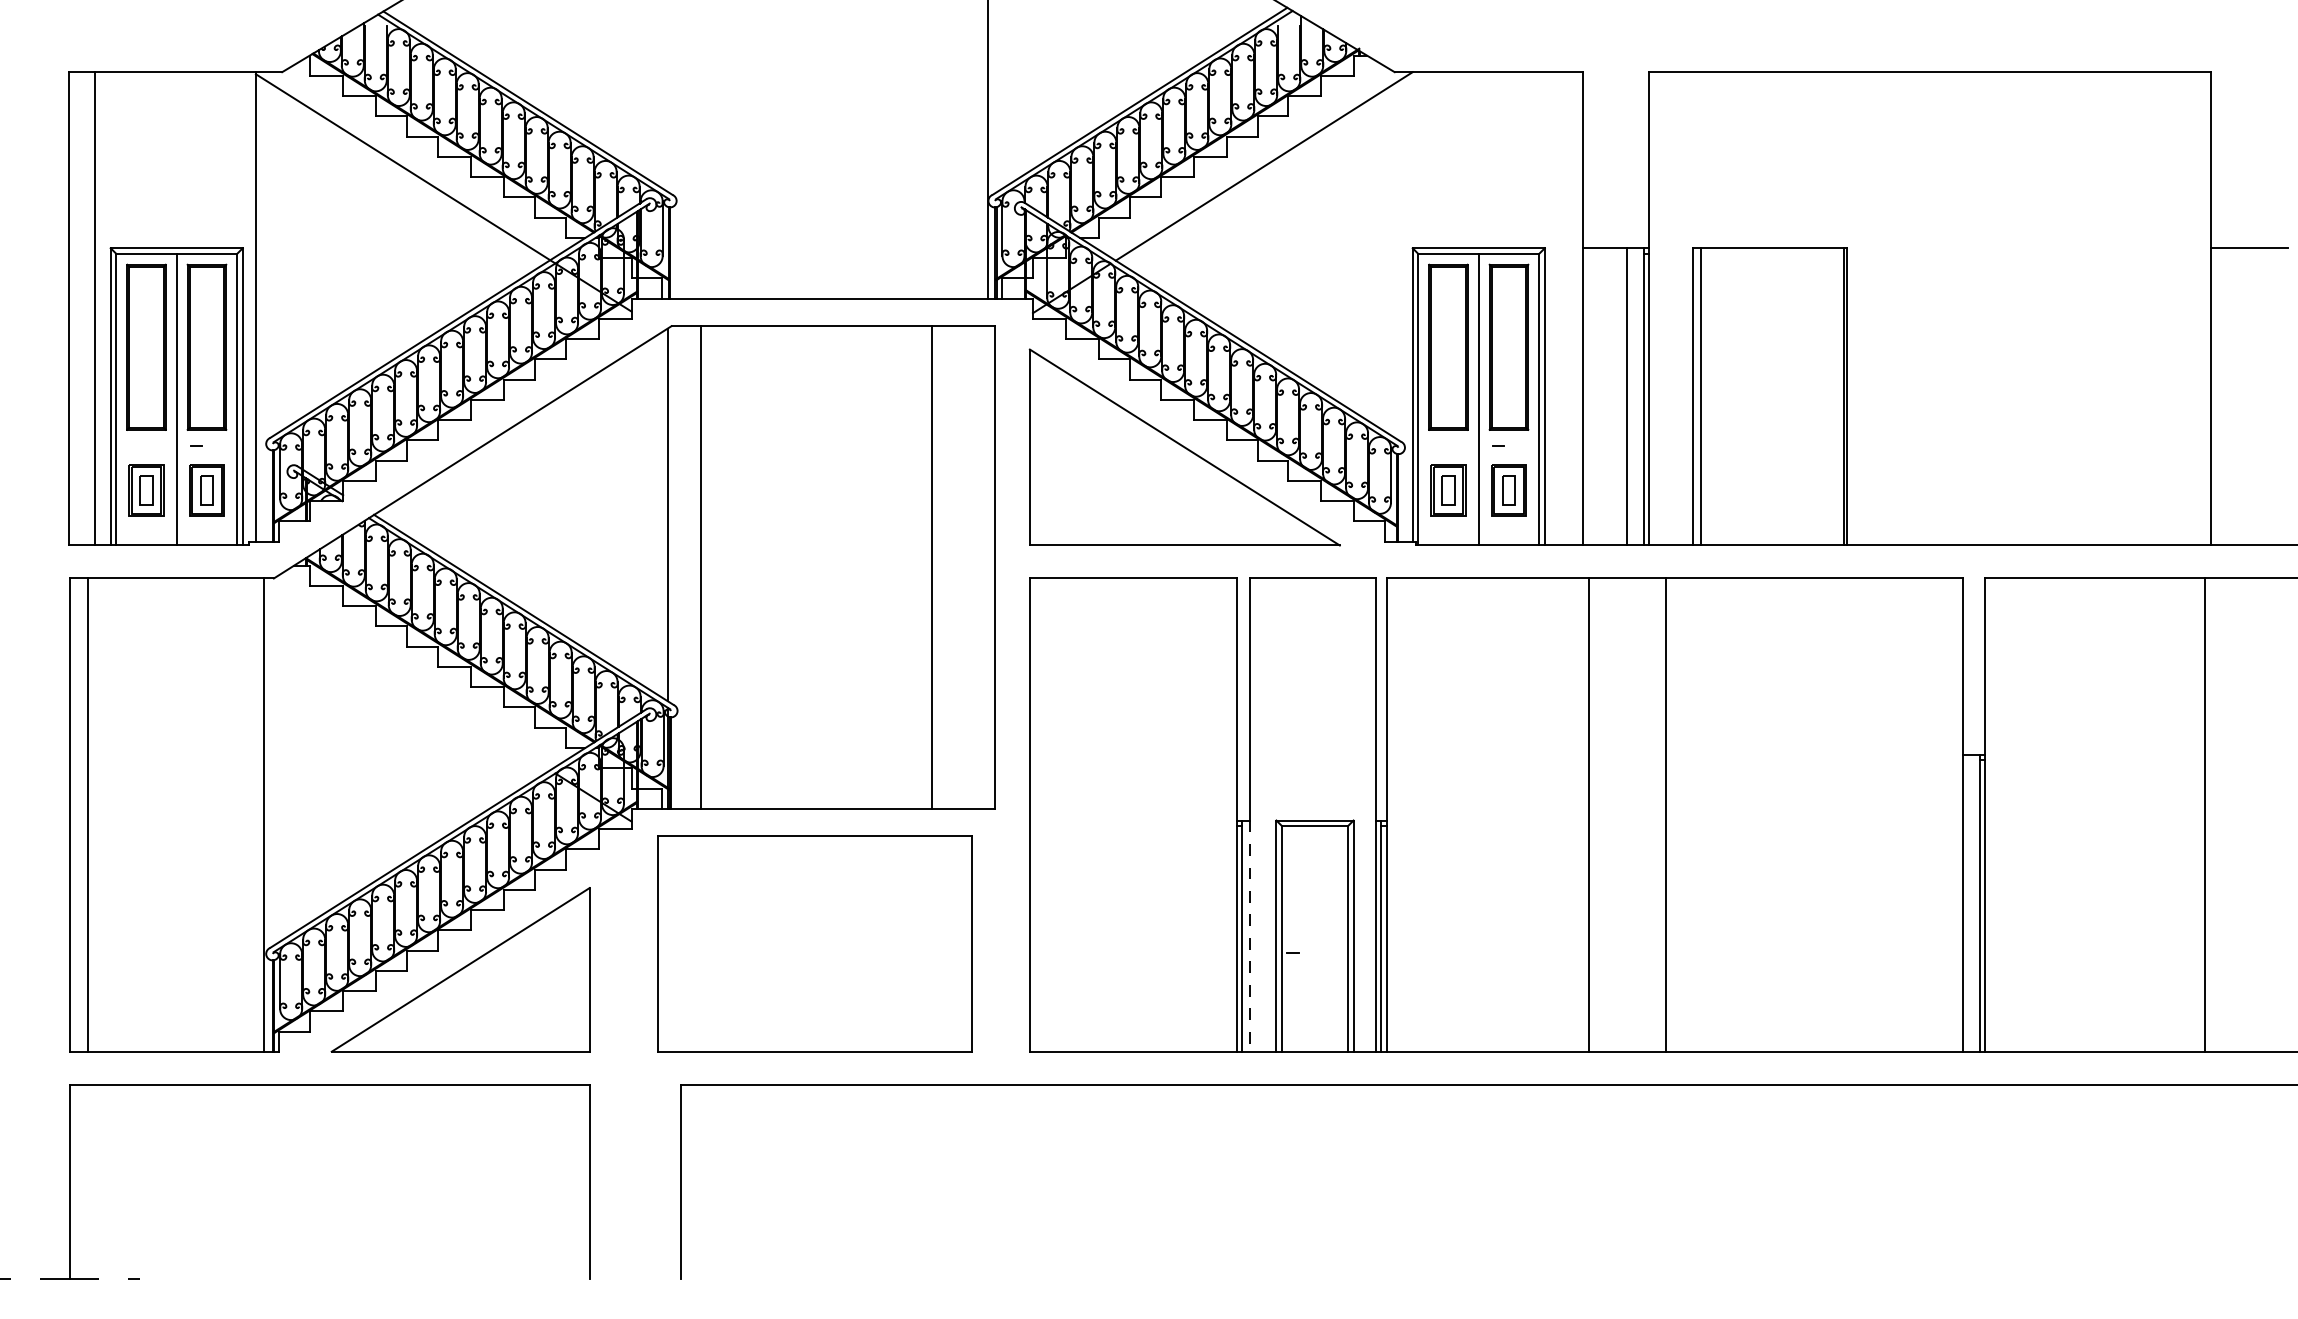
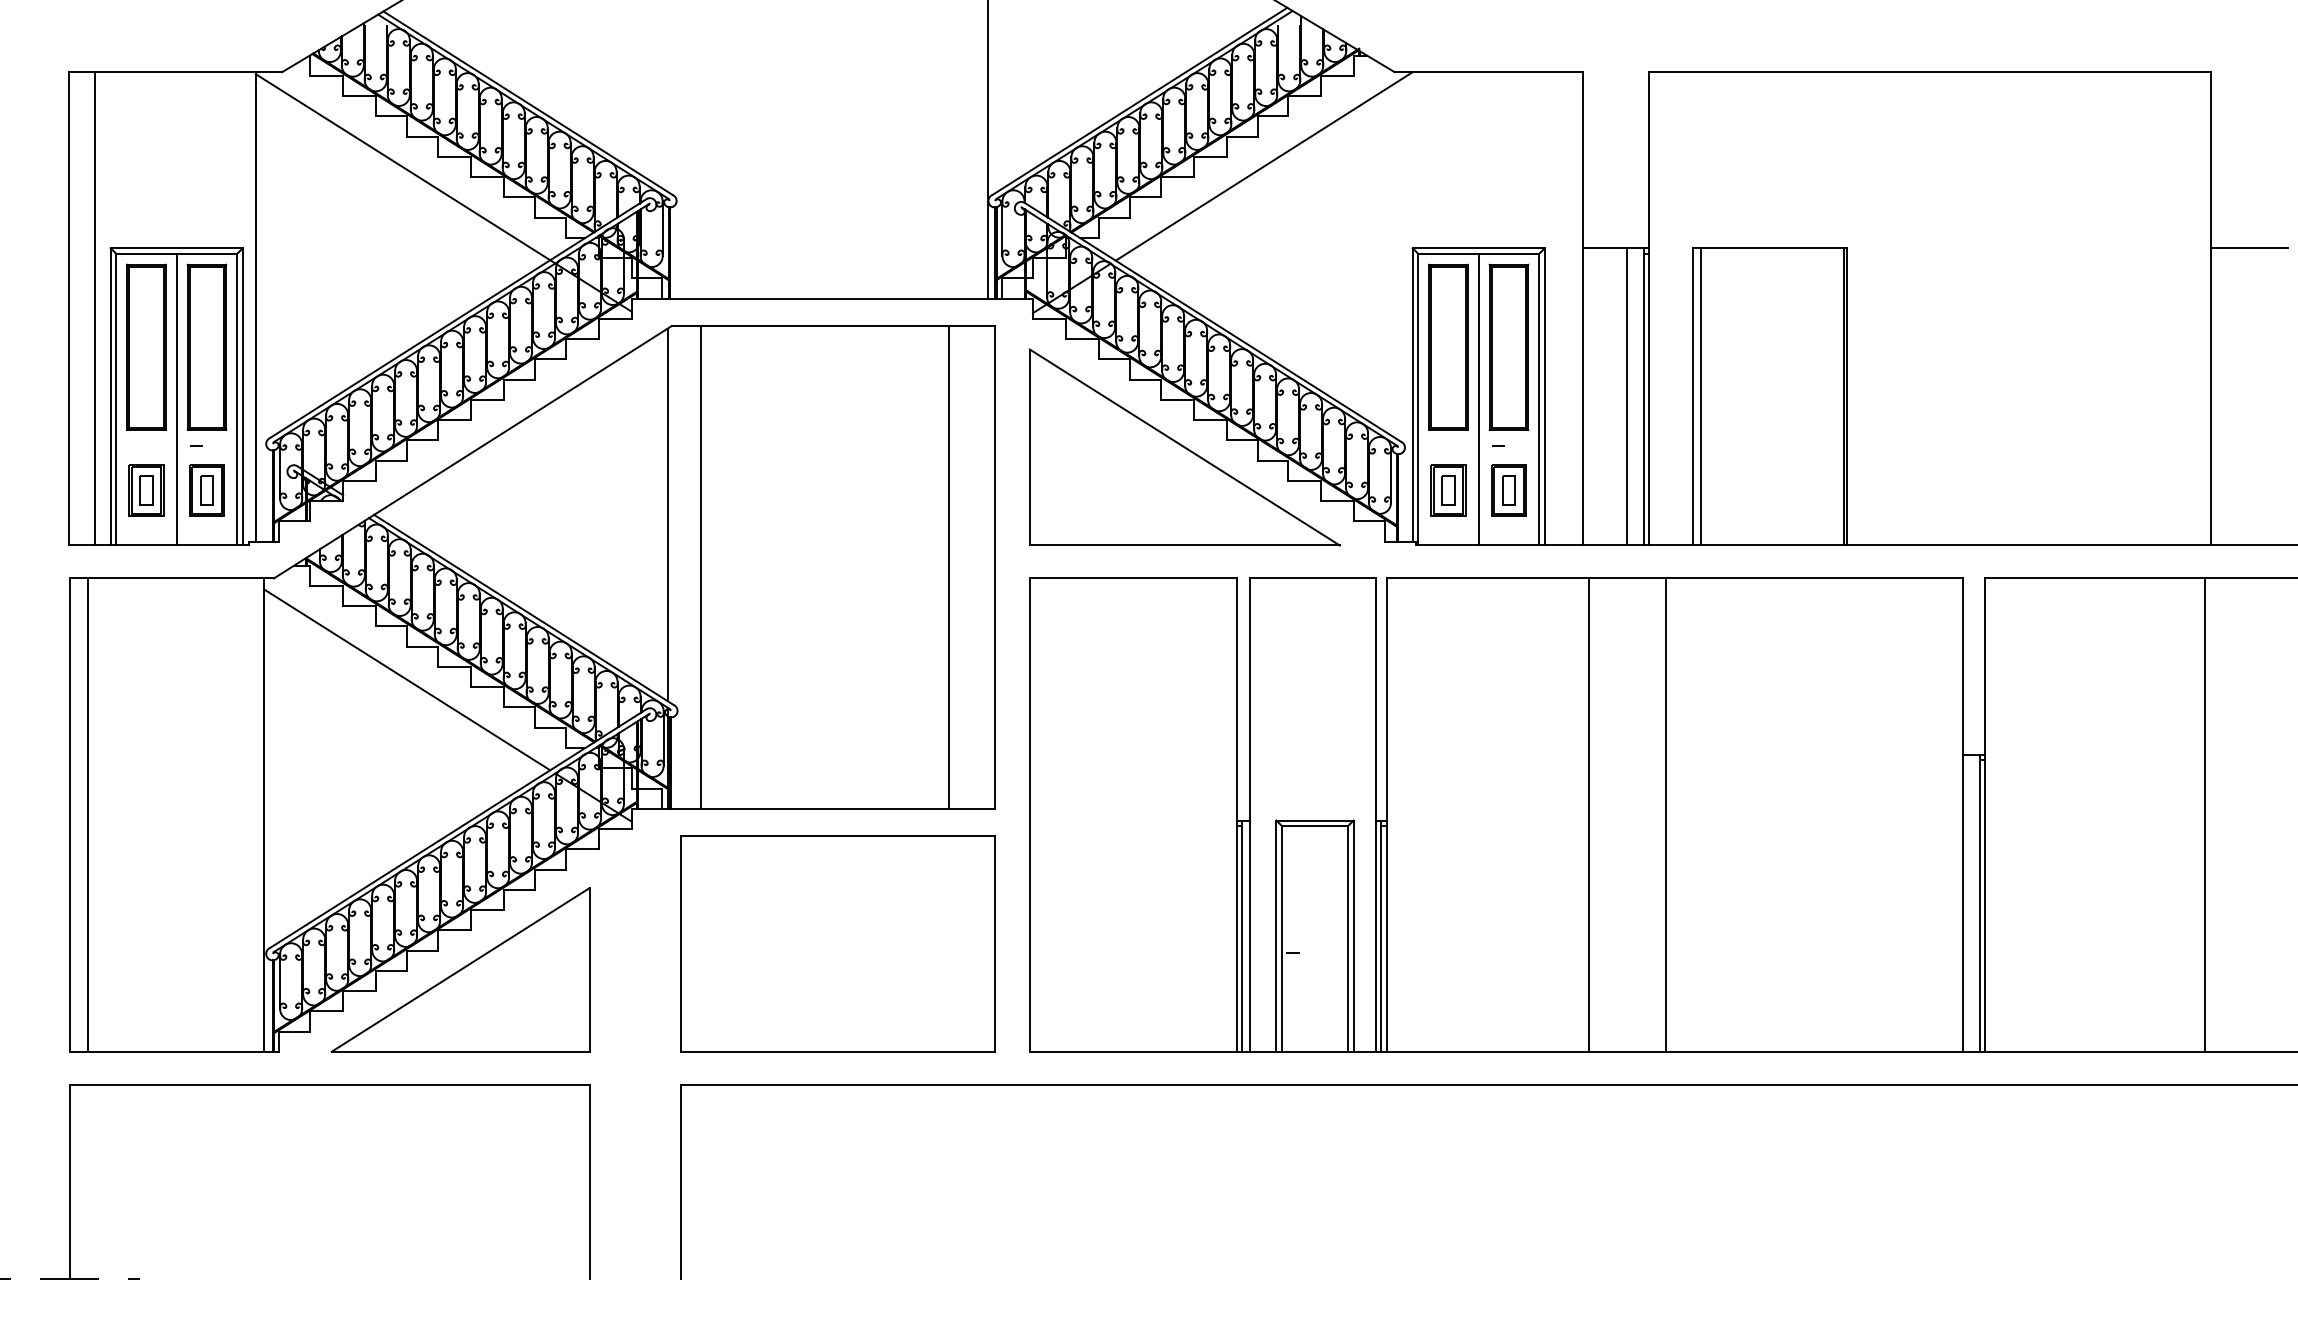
line position: (932, 567) -> (949, 567) (949, 567)
line: none -> present (406, 679)
line: dashed -> solid (1250, 936)
part position: (814, 943) -> (837, 943) (837, 943)
